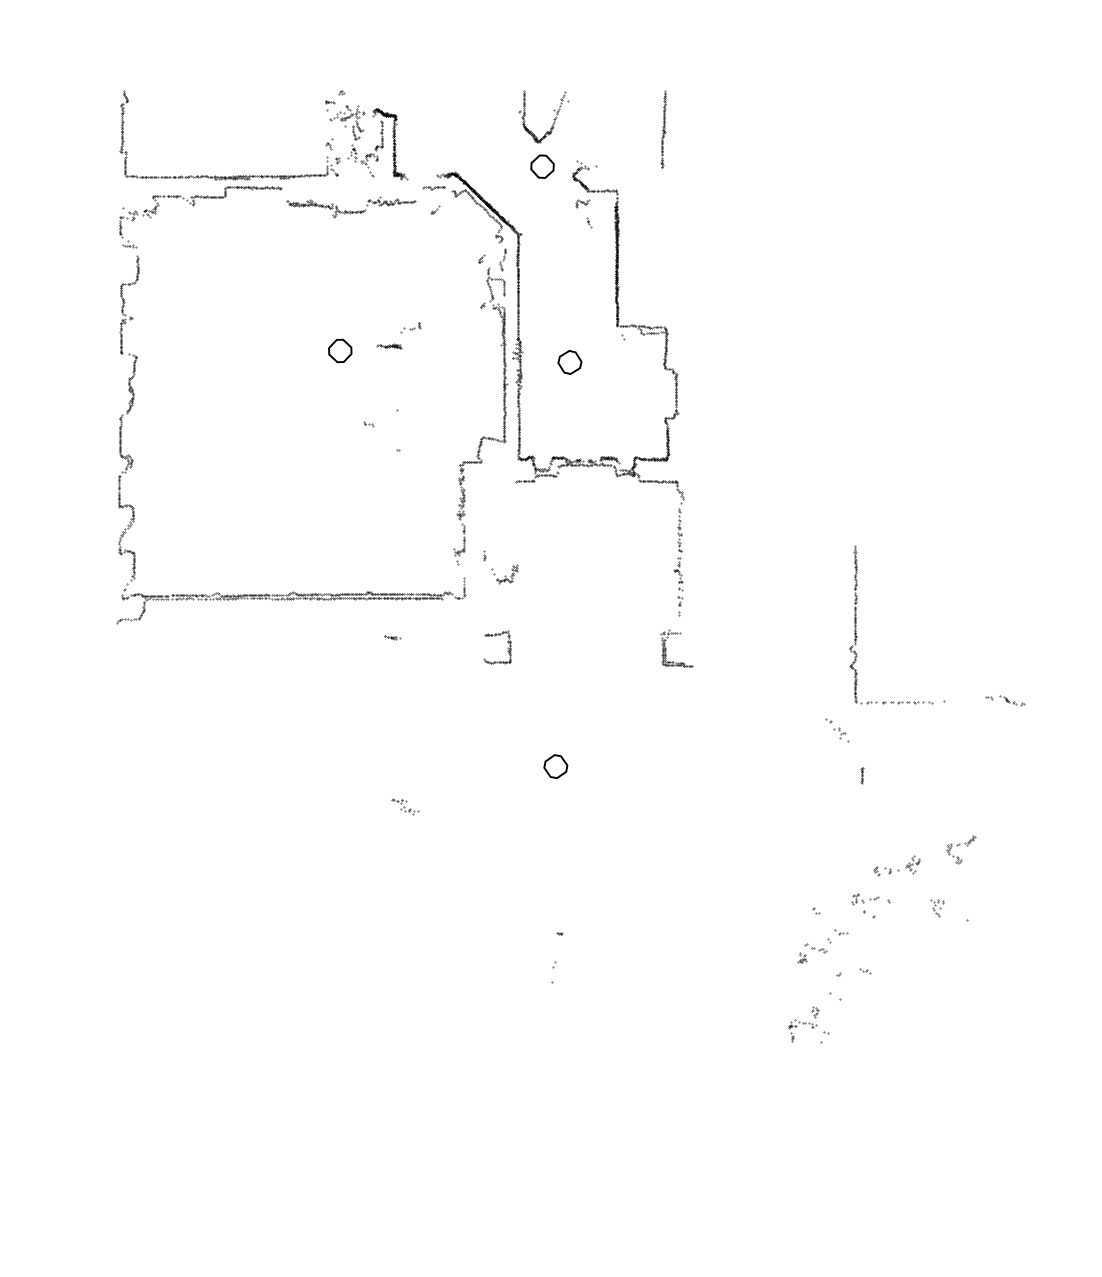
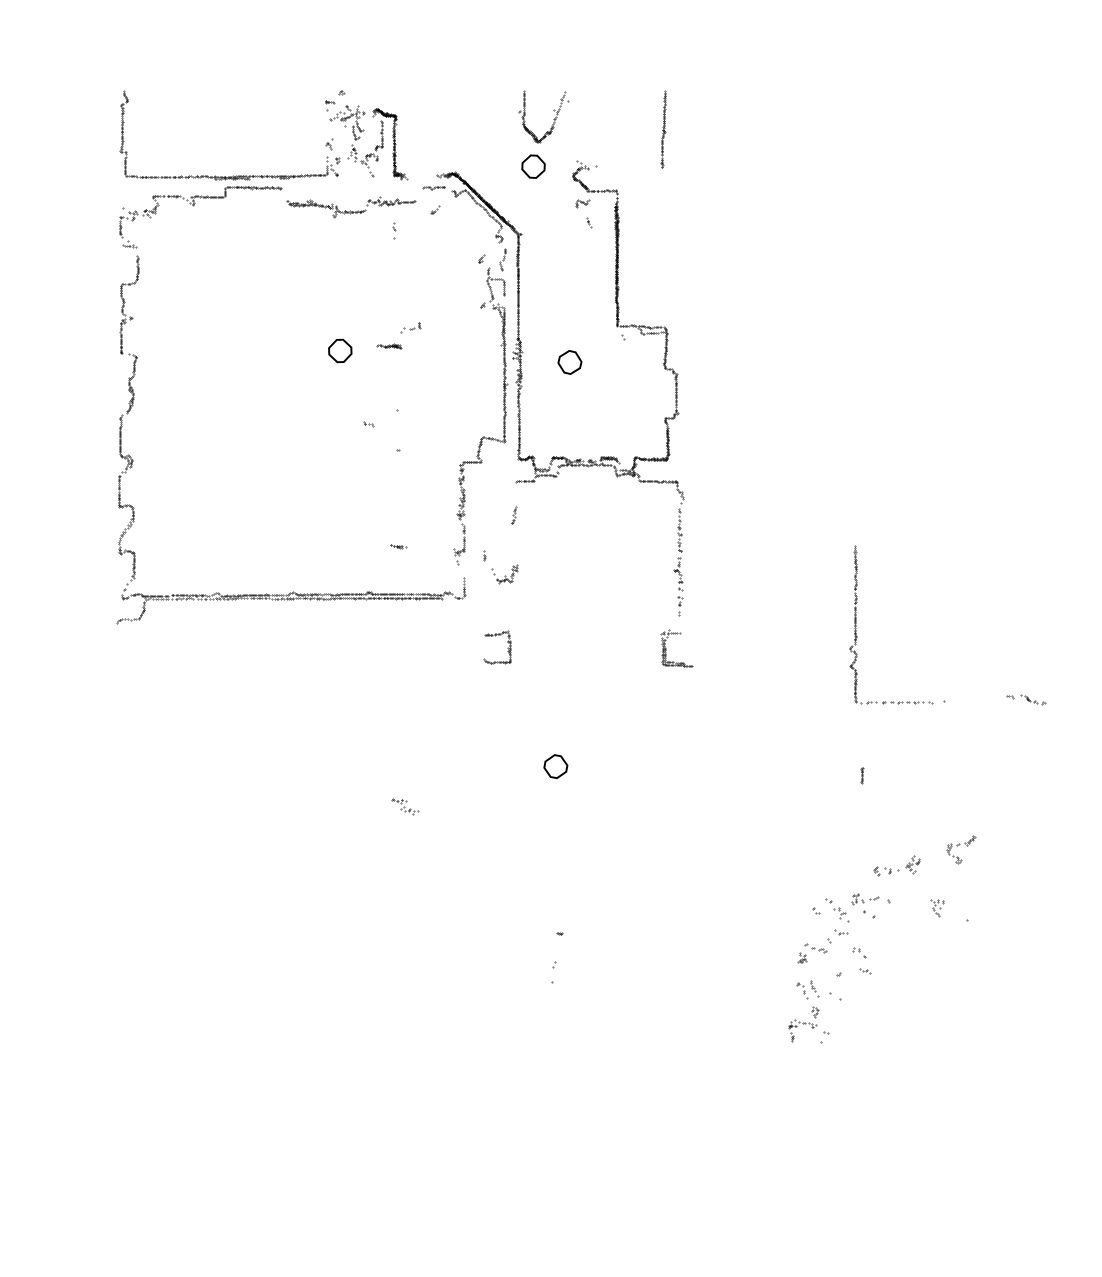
part position: (542, 166) -> (533, 166) (533, 166)
part: none -> present (394, 230)
part: none -> present (514, 515)
part position: (392, 637) -> (398, 546) (398, 546)
part position: (1005, 700) -> (1026, 699) (1026, 699)
part position: (837, 730) -> (837, 910) (837, 910)
part: none -> present (859, 952)
part: none -> present (807, 989)
